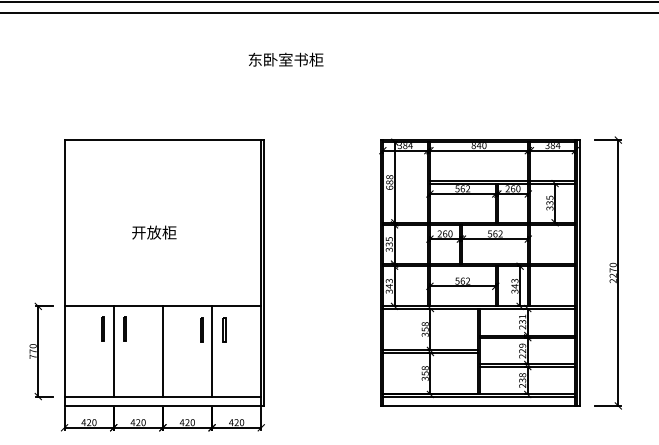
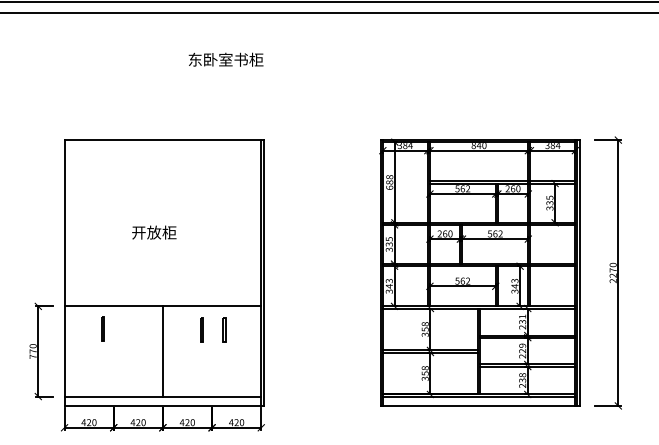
text position: (285, 59) -> (225, 59) (225, 59)
line: present -> none (124, 328)
line: present -> none (113, 351)
line: present -> none (212, 351)
